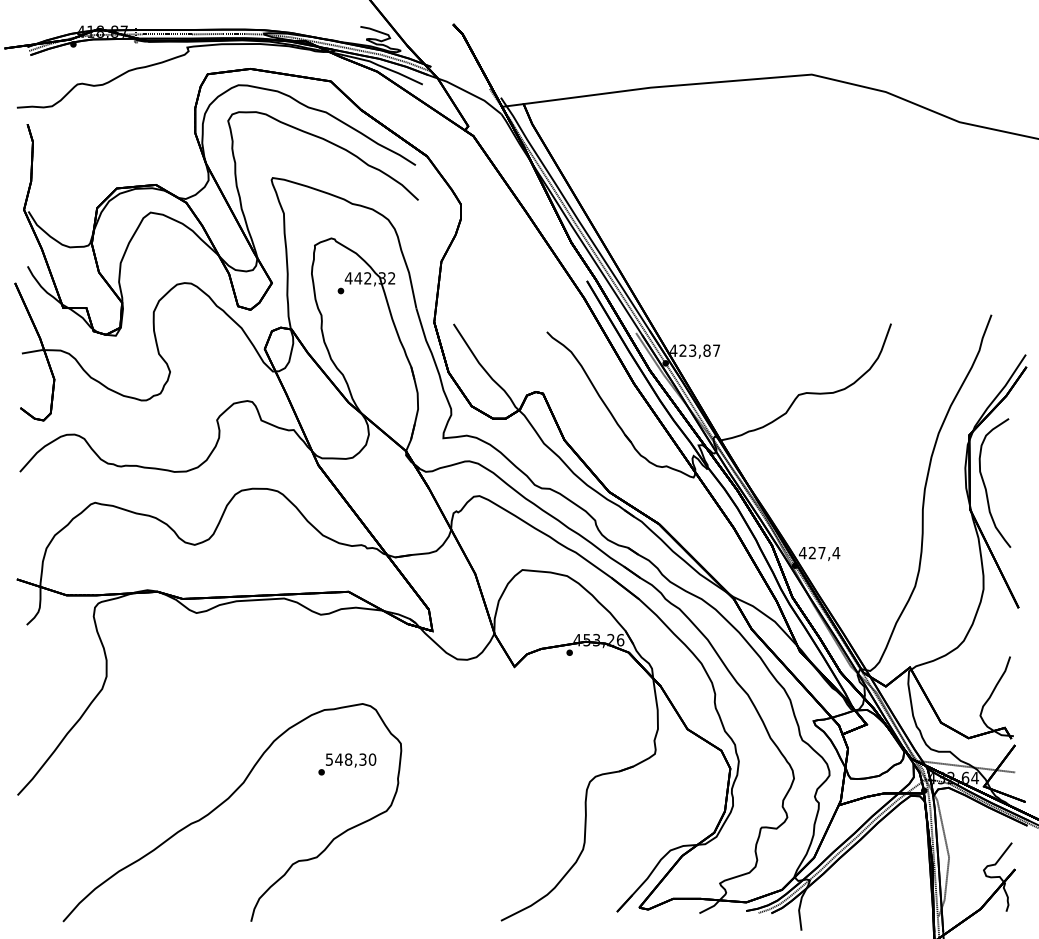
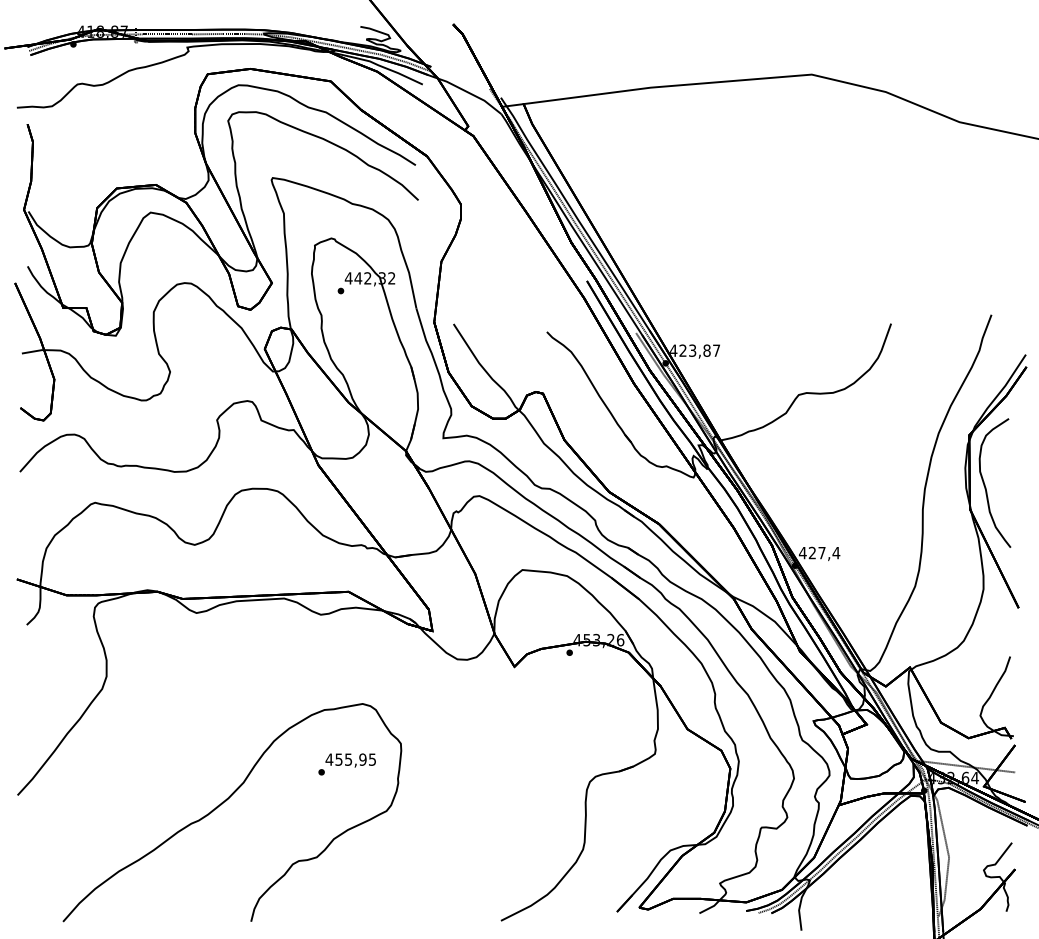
text: 548,30 -> 455,95 (350, 759)
